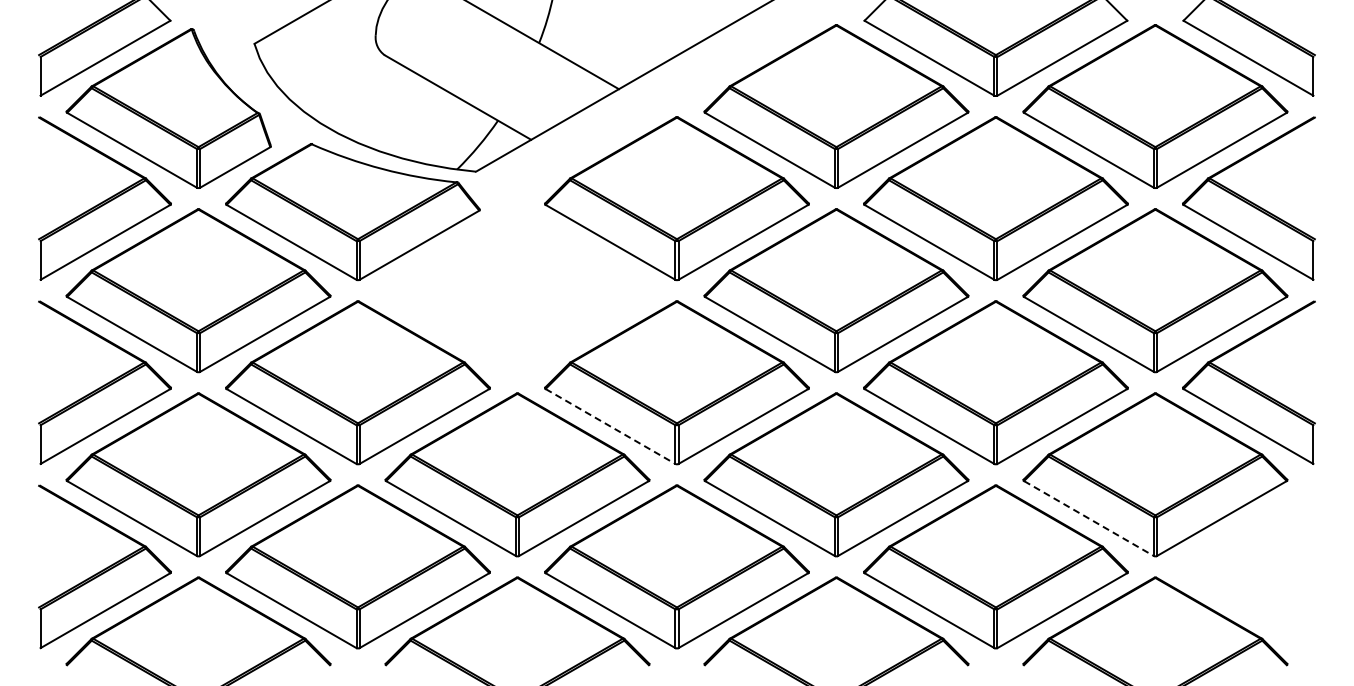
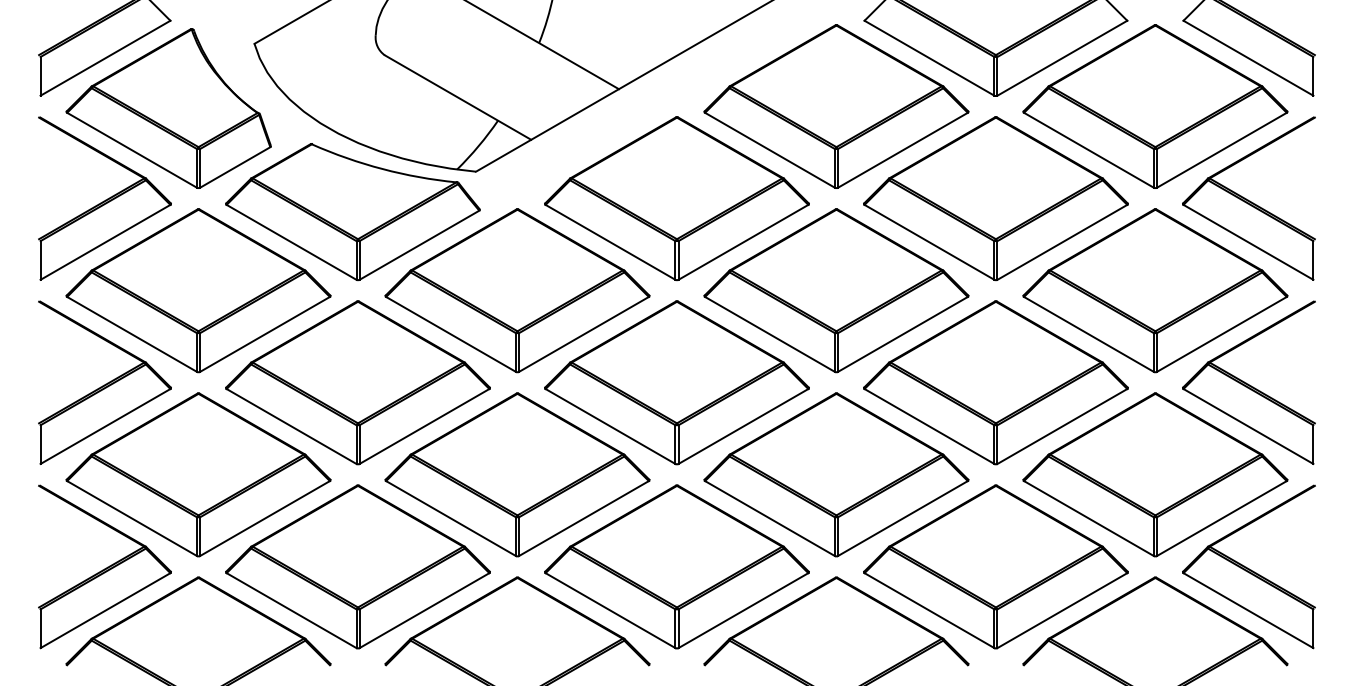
part: none -> present (517, 290)
line: dashed -> solid (610, 426)
line: dashed -> solid (1088, 518)
part: none -> present (1248, 566)
